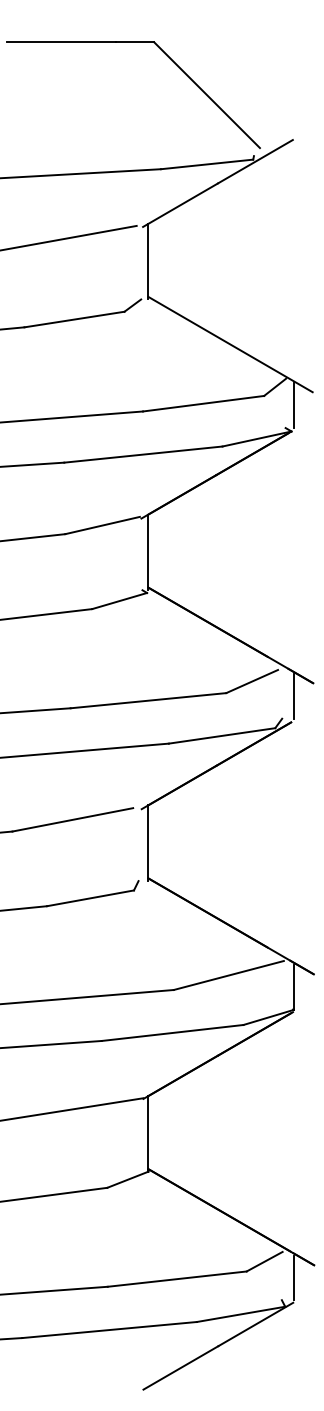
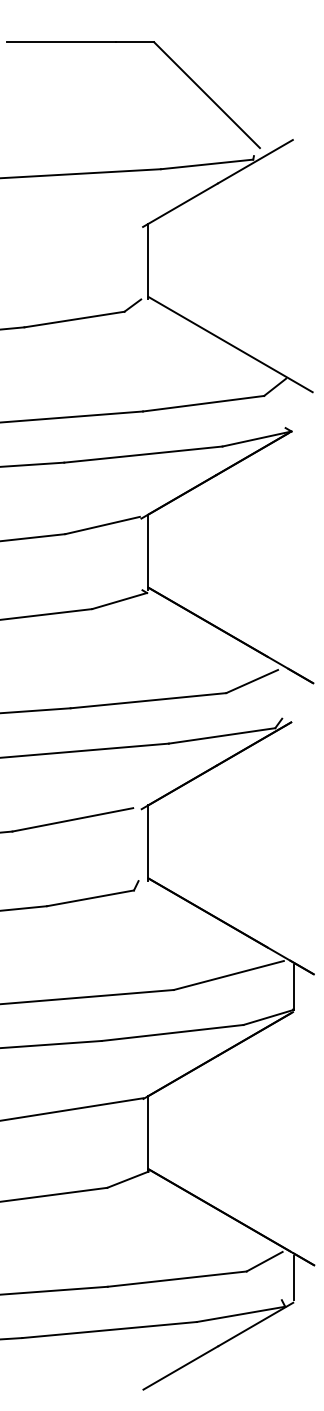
line: present -> none (69, 237)
line: present -> none (293, 405)
line: present -> none (293, 696)
